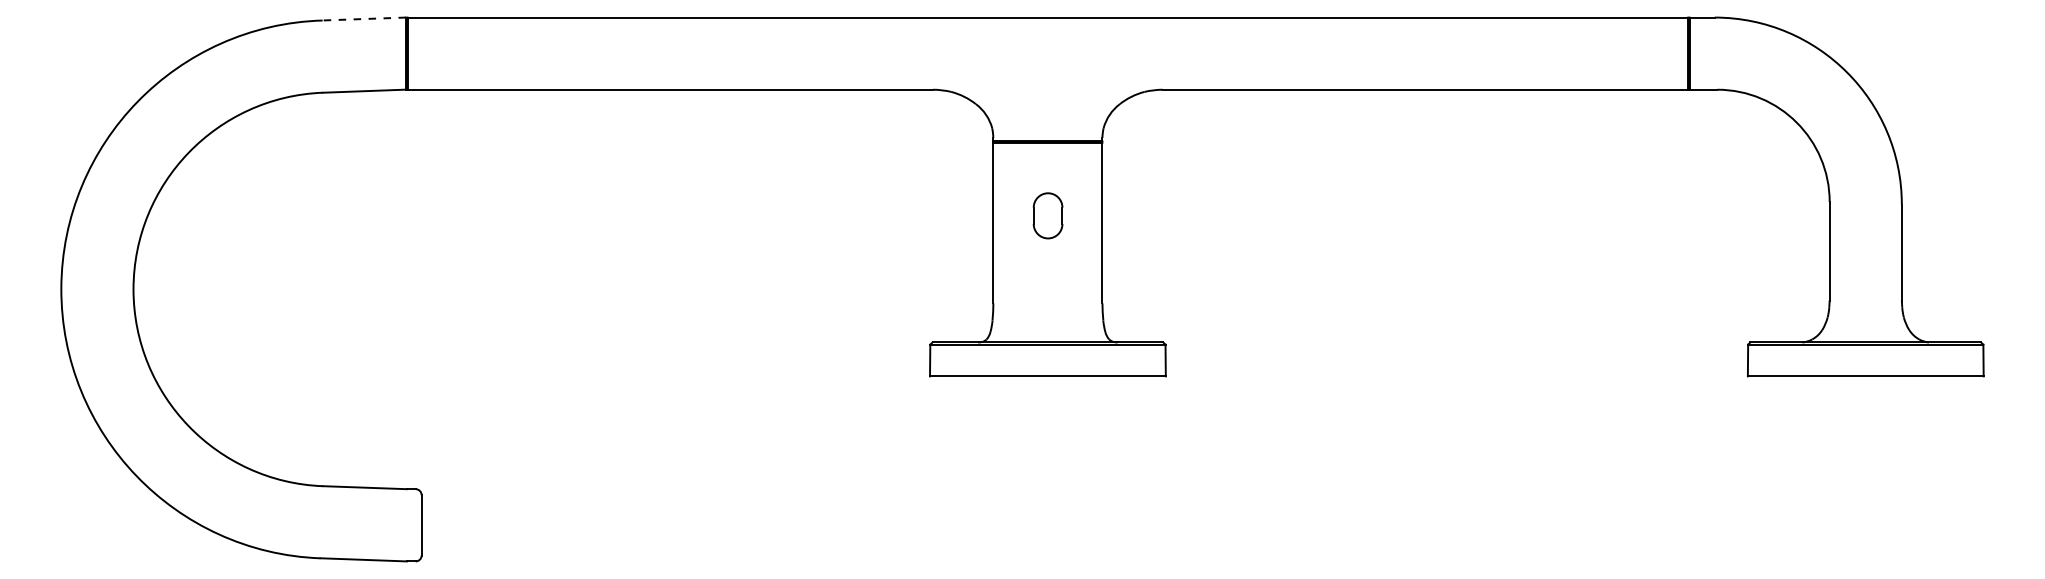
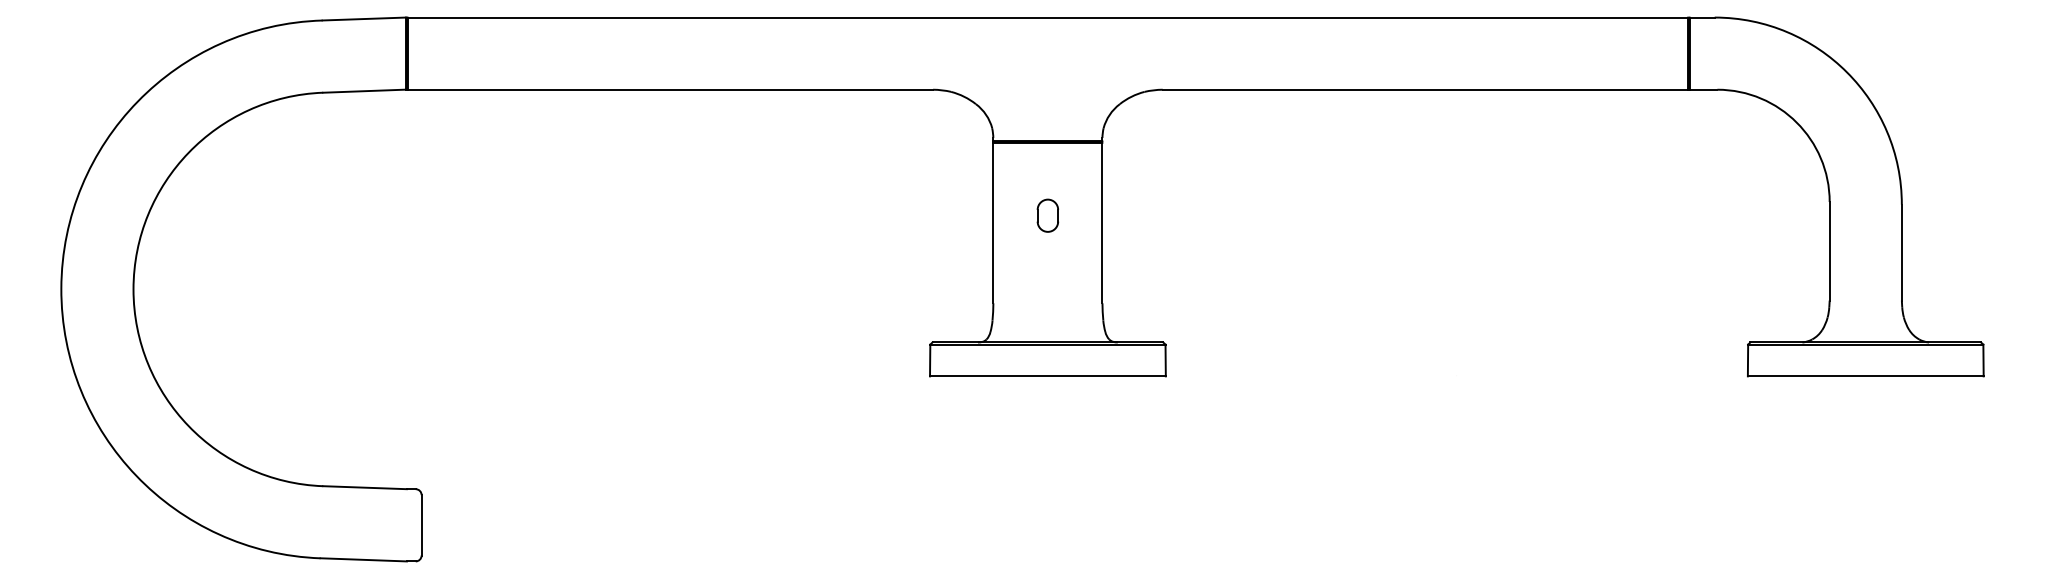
line: dashed -> solid (364, 19)
part size: 32x48 px -> 23x35 px (1047, 215)
